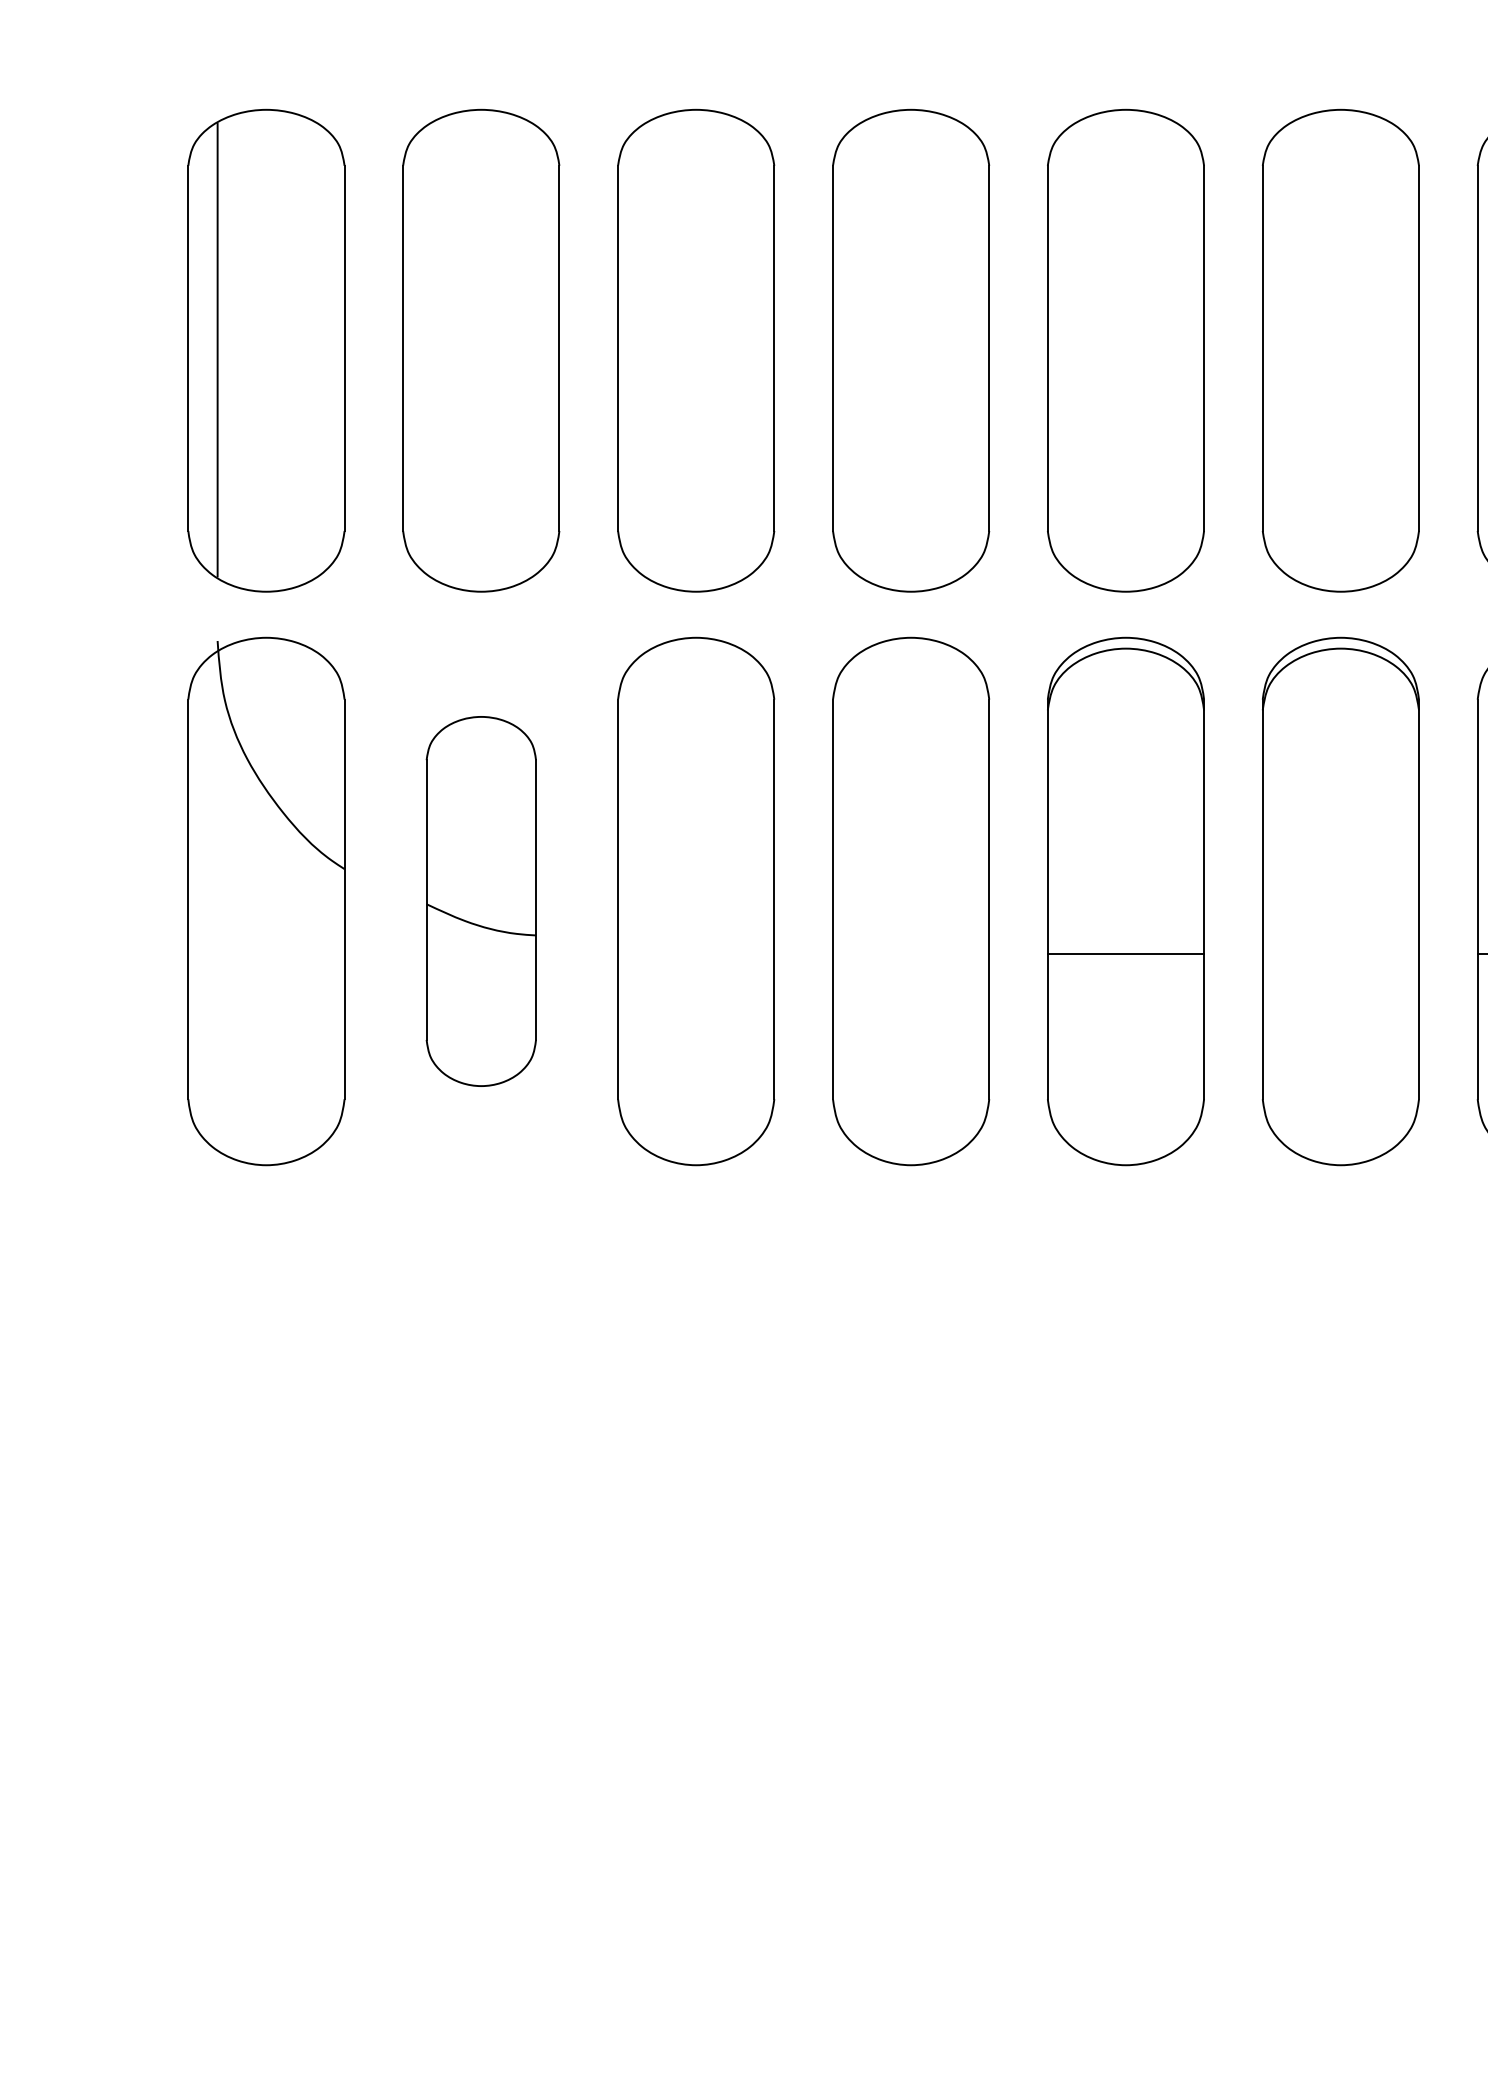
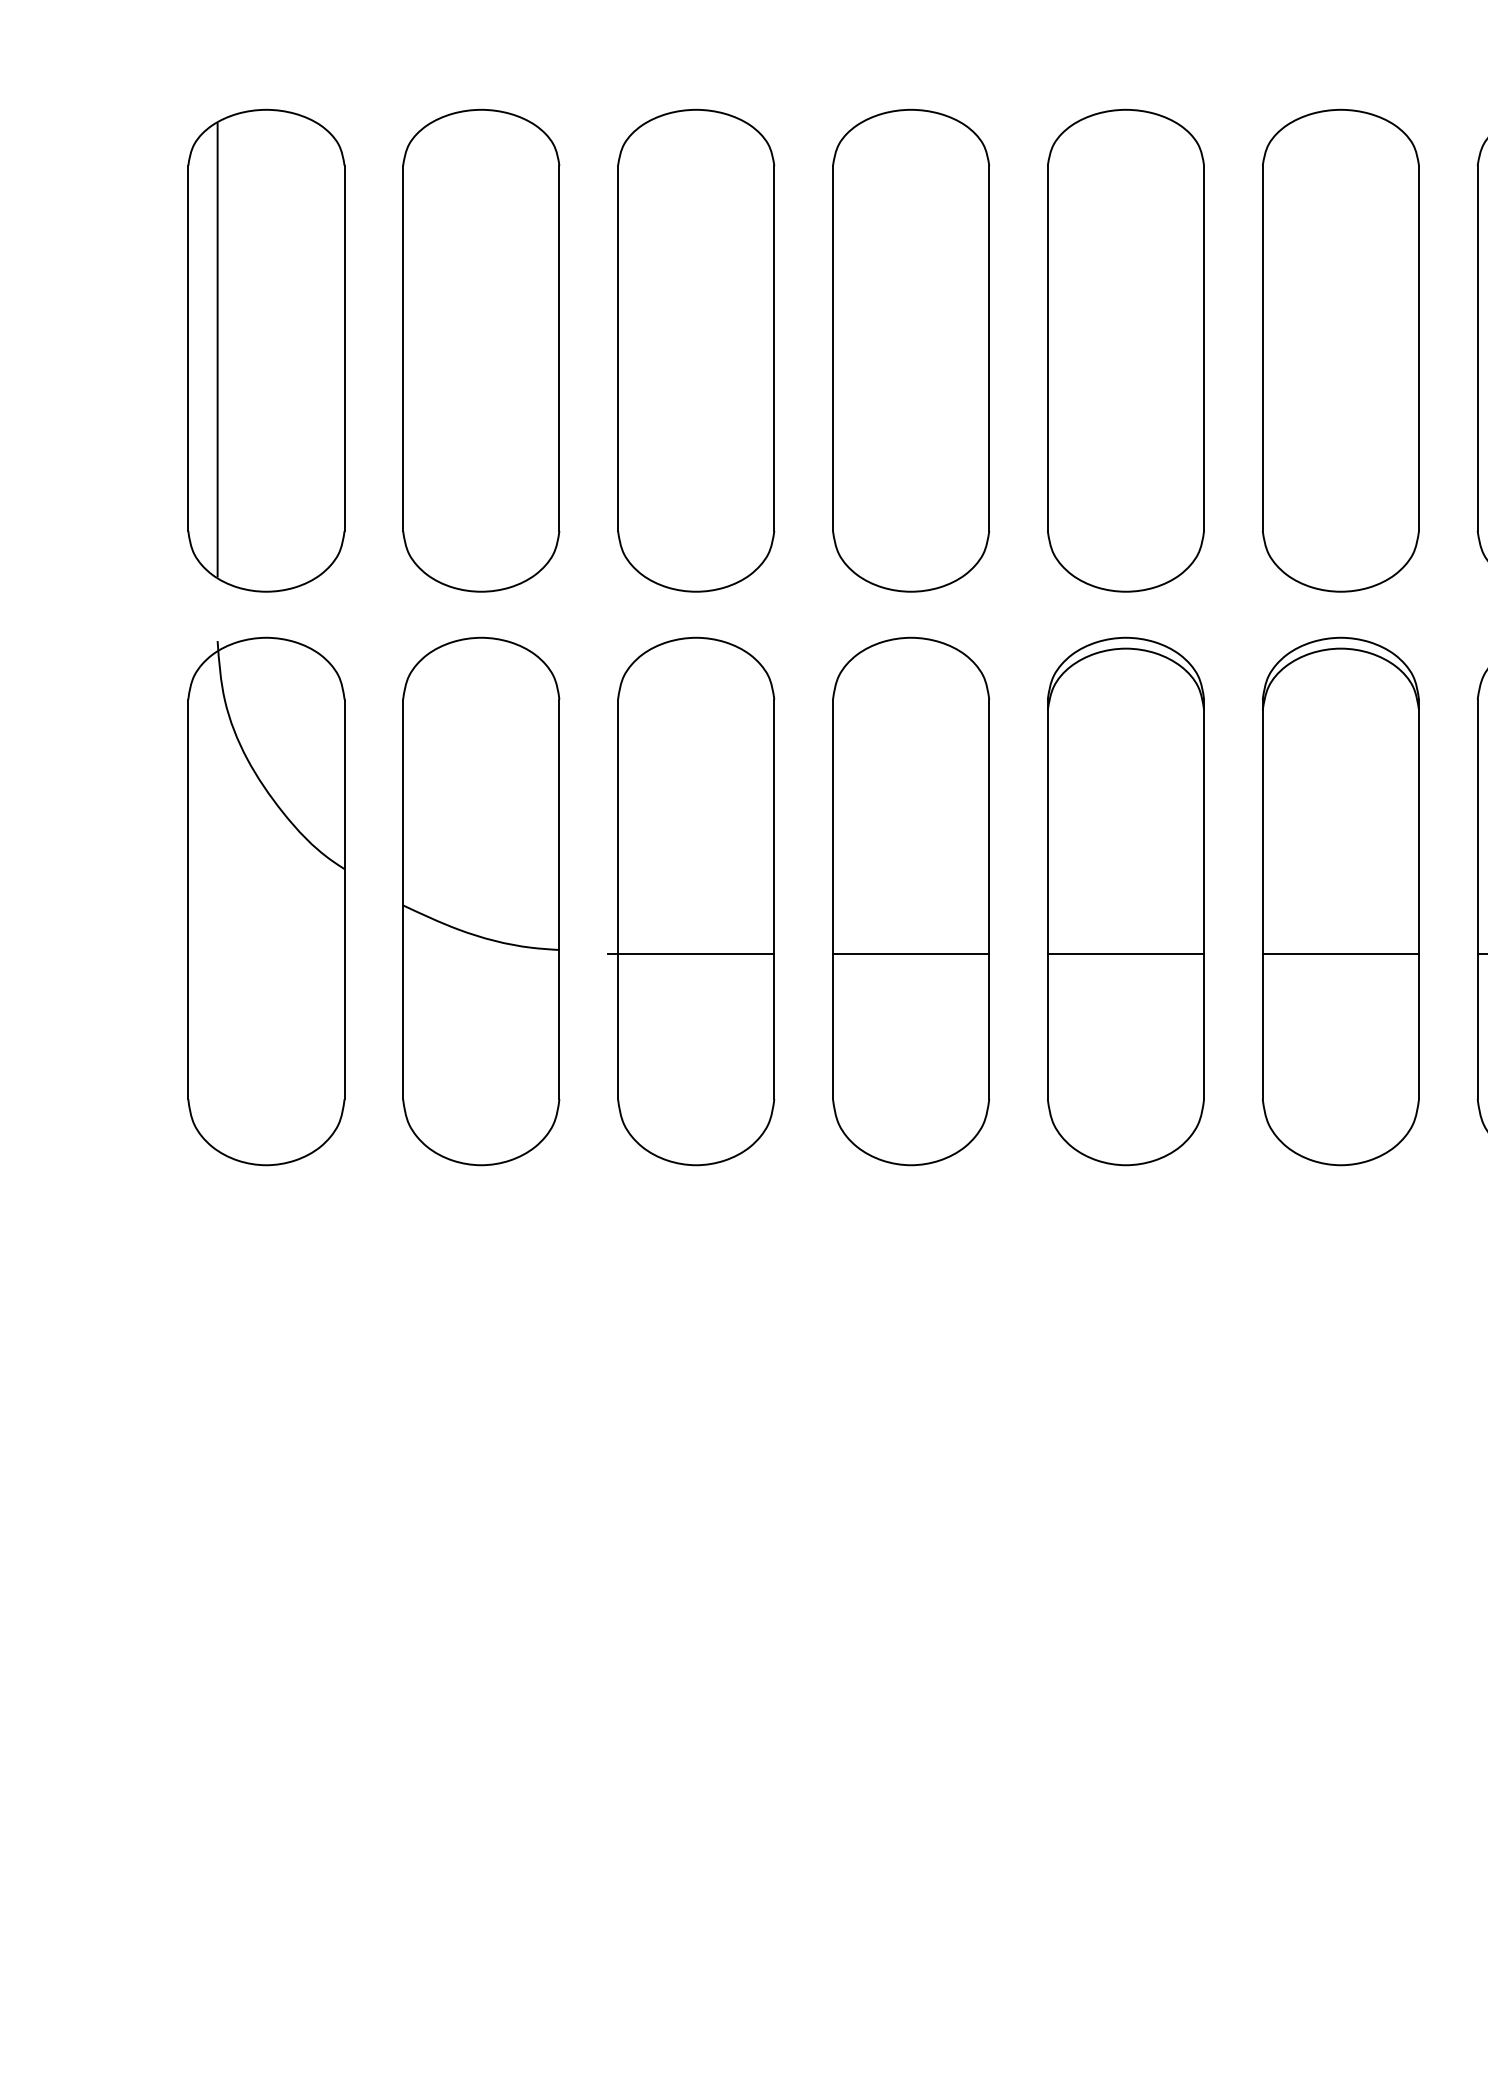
part size: 112x371 px -> 159x531 px (481, 901)
line: none -> present (691, 953)
line: none -> present (910, 953)
line: none -> present (1340, 953)
